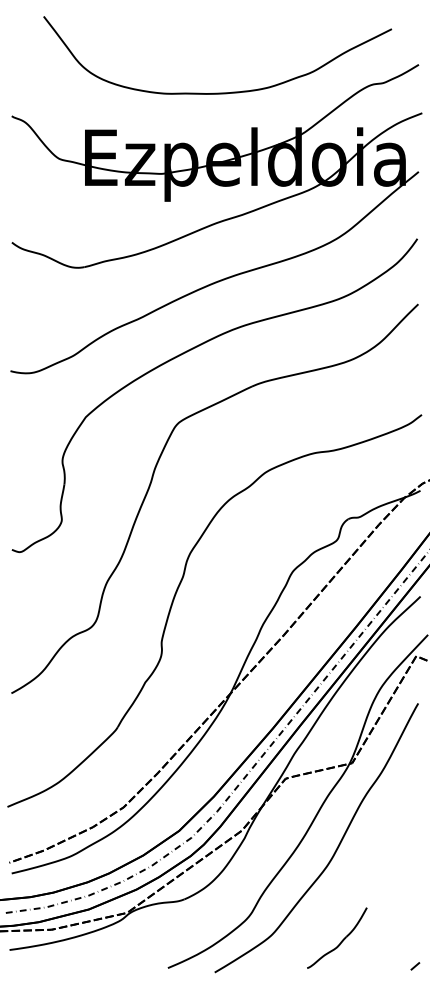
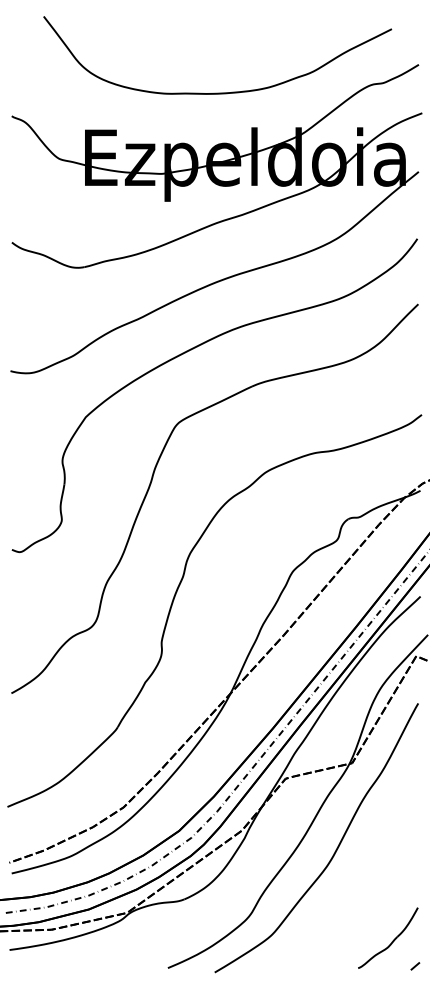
part position: (337, 937) -> (388, 937) (388, 937)
